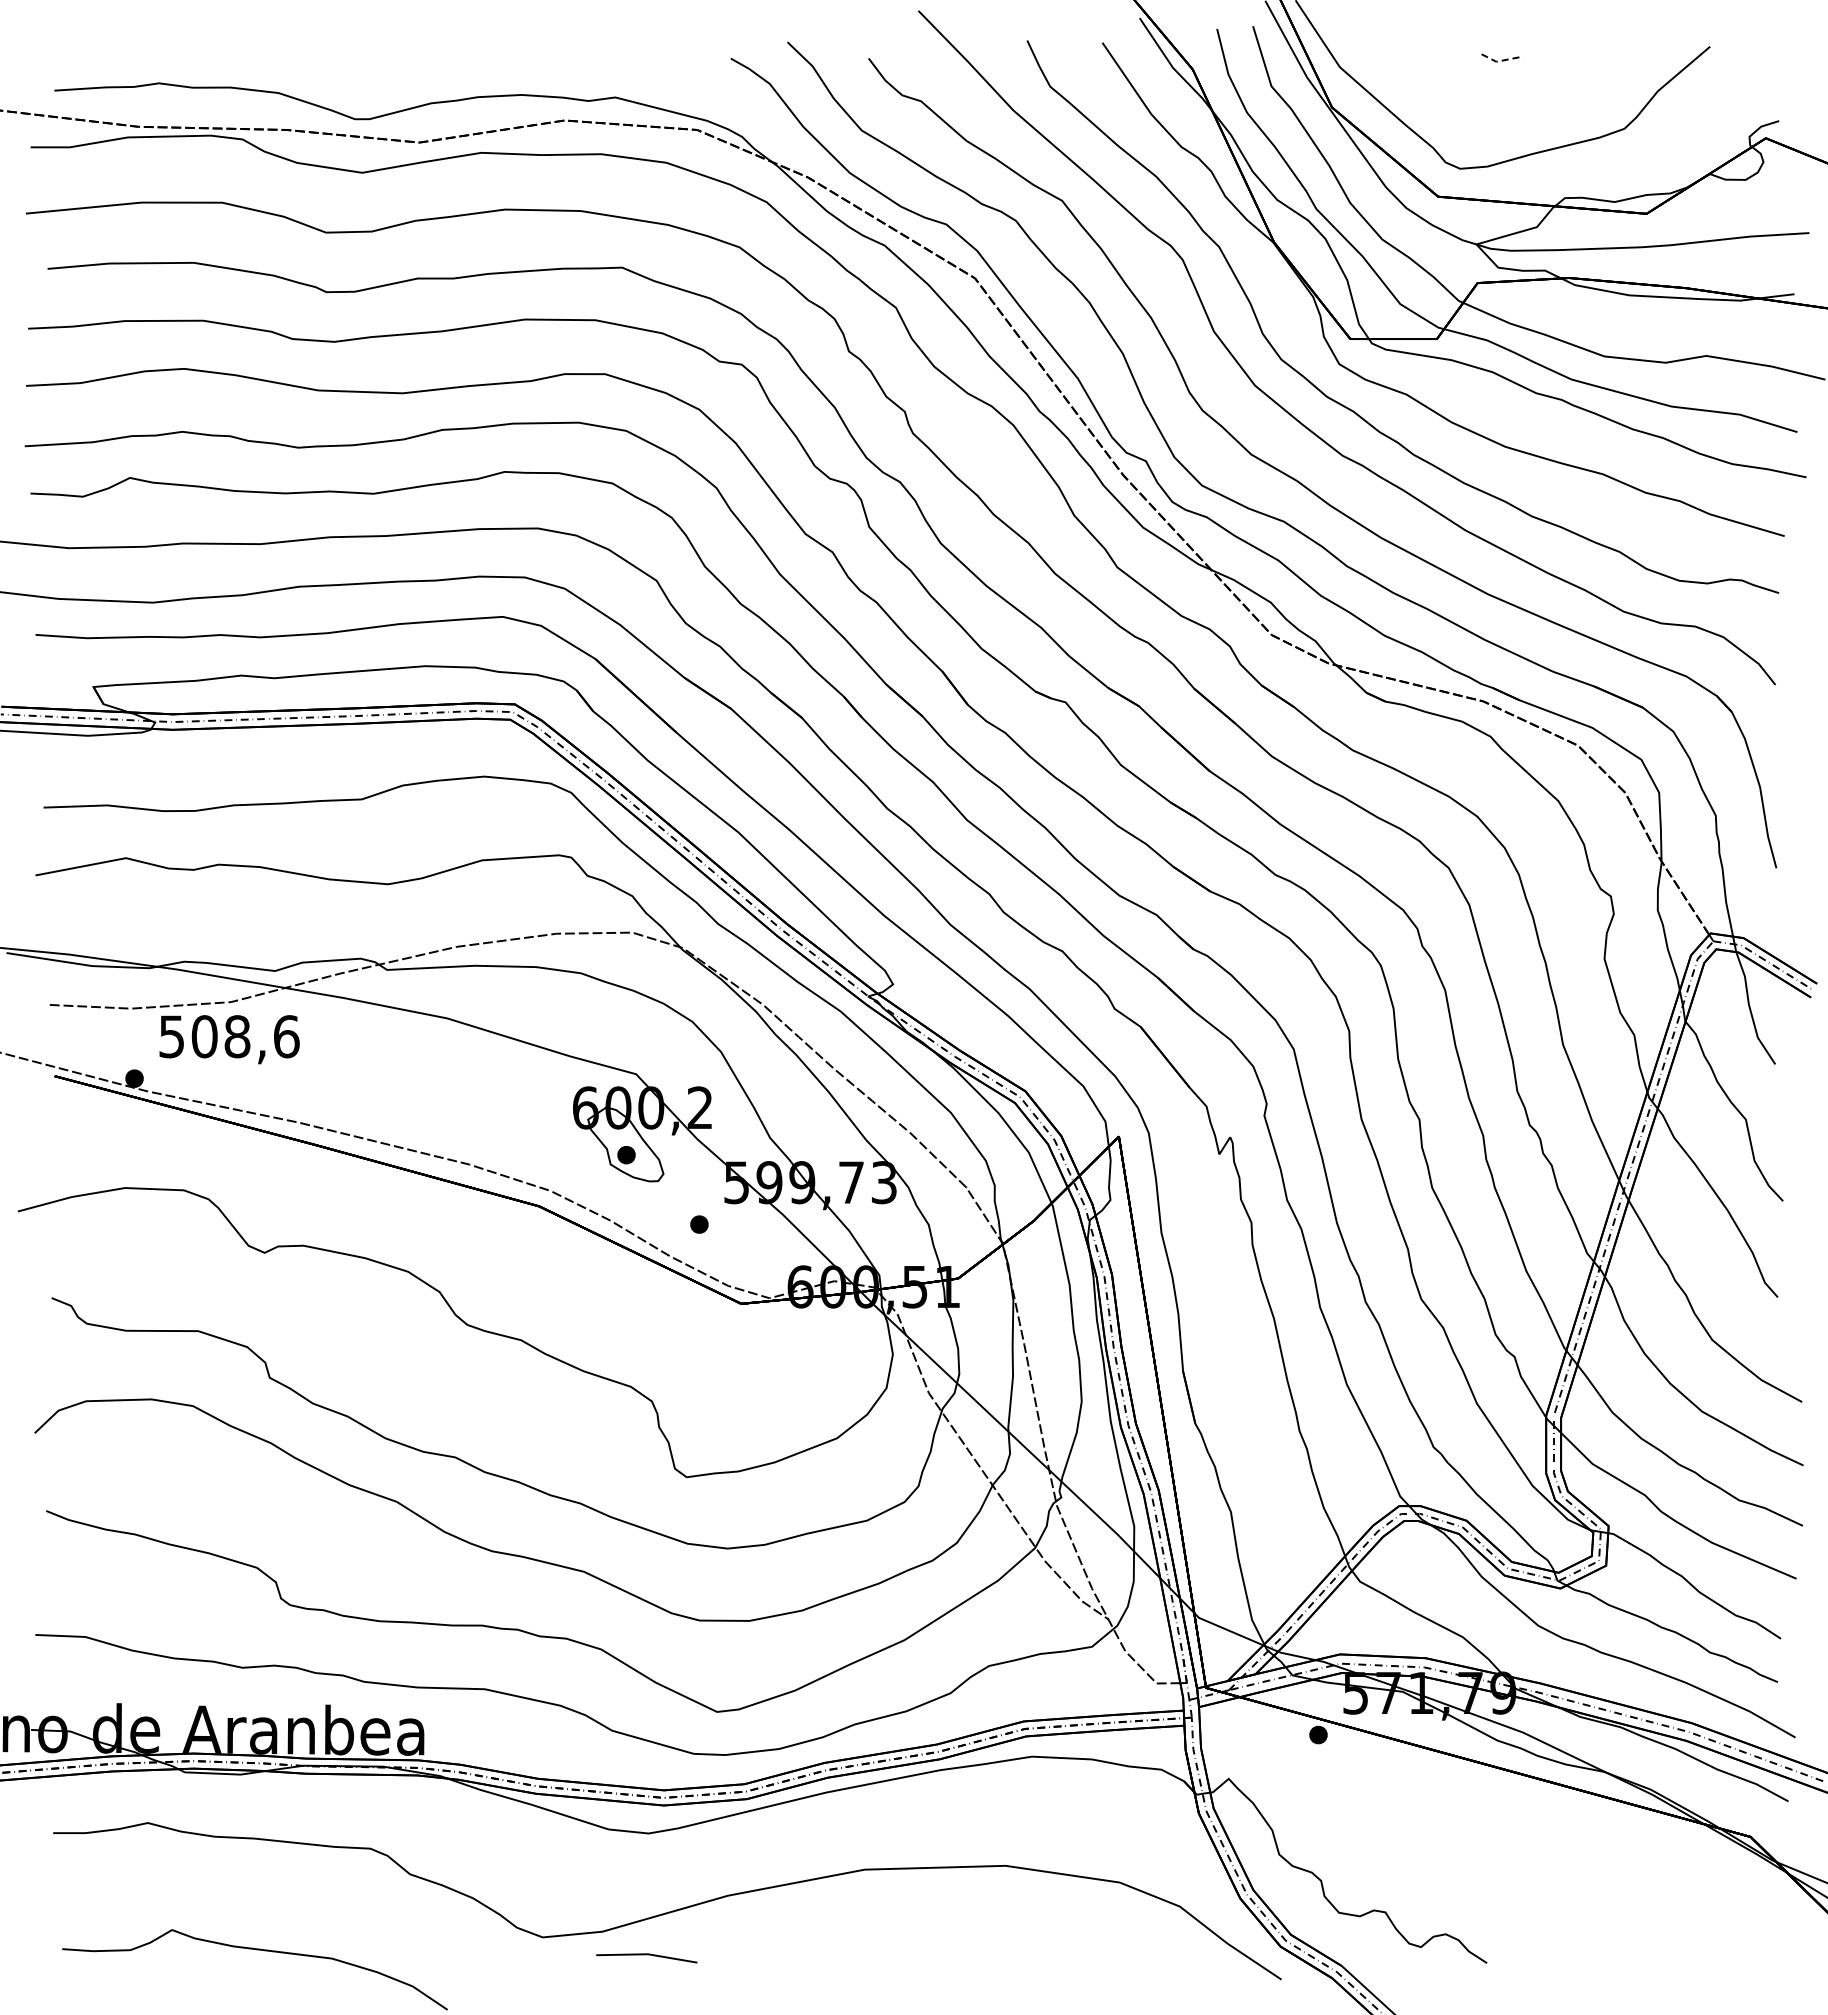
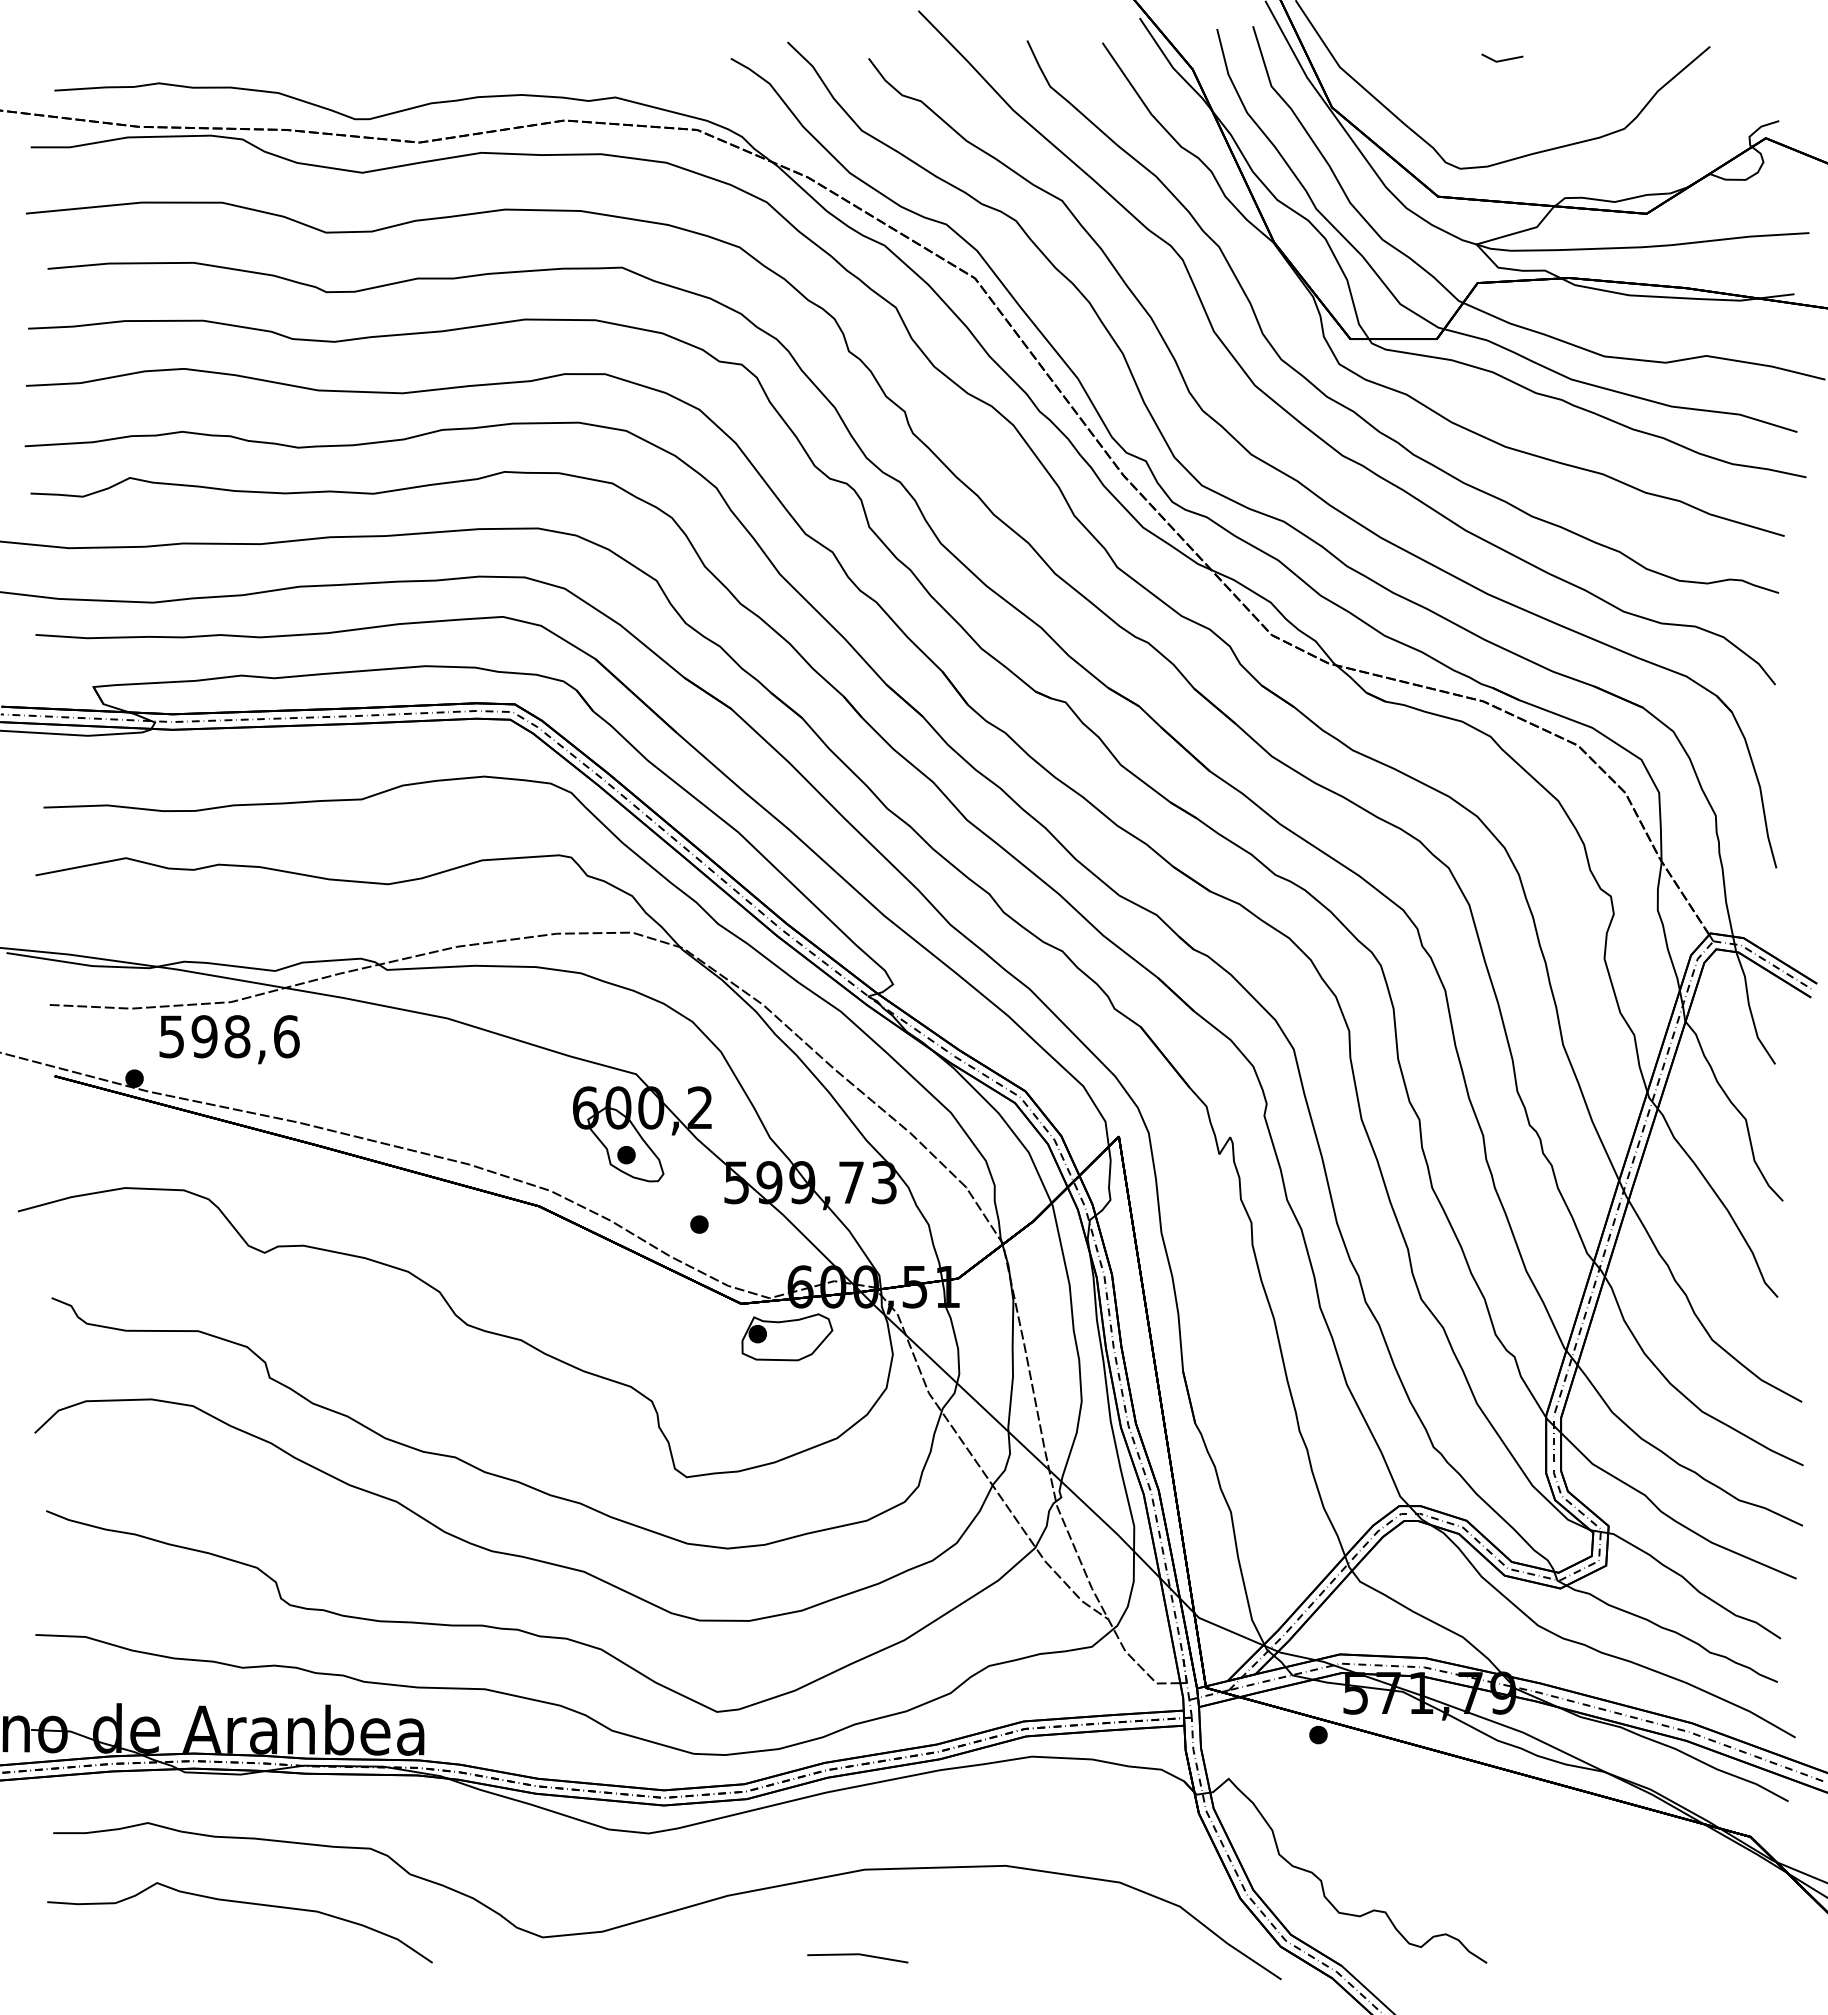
line: dashed -> solid (1501, 60)
text: 508,6 -> 598,6 (204, 1036)
part: none -> present (787, 1337)
curve position: (256, 1950) -> (241, 1903) (241, 1903)
line position: (646, 1955) -> (857, 1955) (857, 1955)
